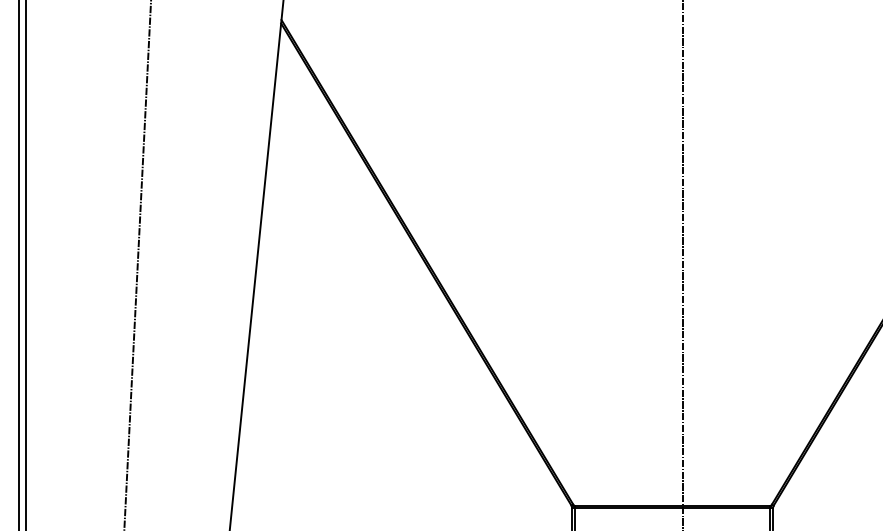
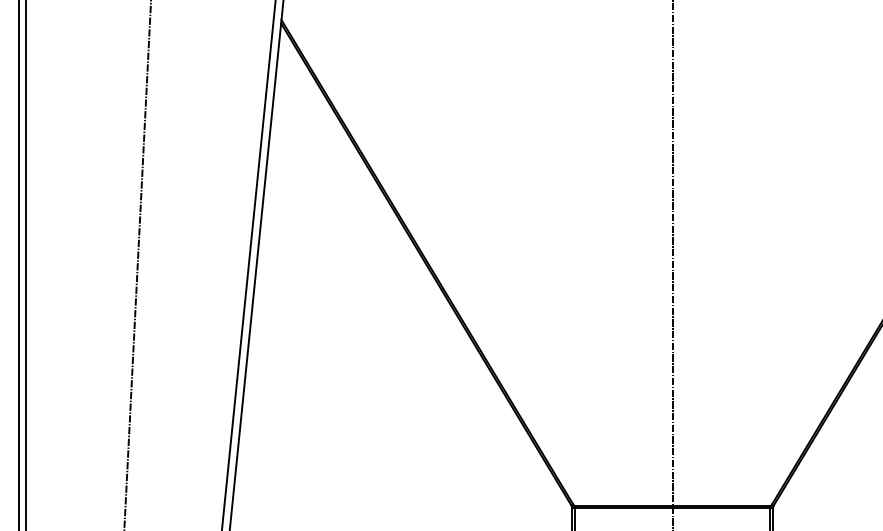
line: none -> present (248, 264)
line position: (682, 264) -> (672, 264) (672, 264)
